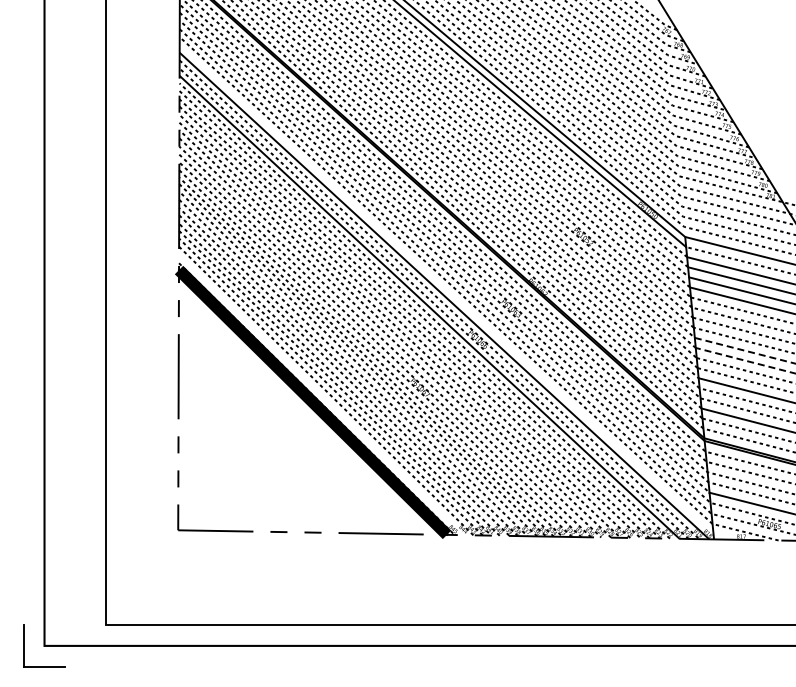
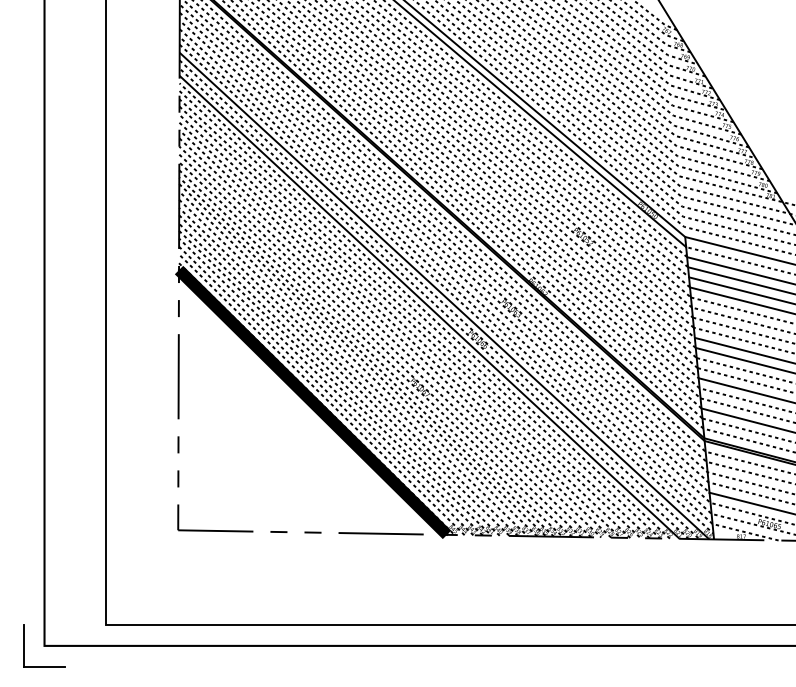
line: none -> present (446, 288)
line: dashed -> solid (745, 350)
line: dashed -> solid (745, 360)
line: none -> present (321, 394)
